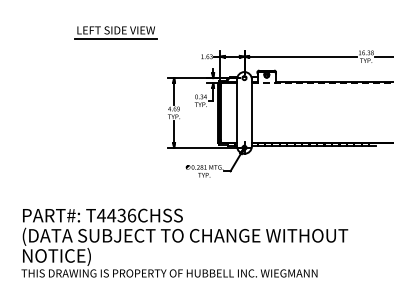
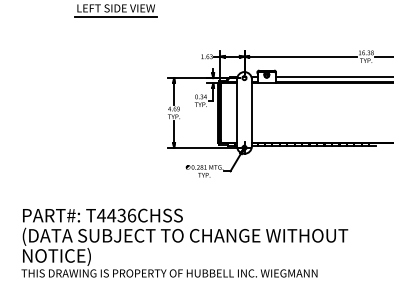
part position: (115, 32) -> (115, 10) (115, 10)
line: none -> present (333, 77)
line: dashed -> solid (322, 83)
